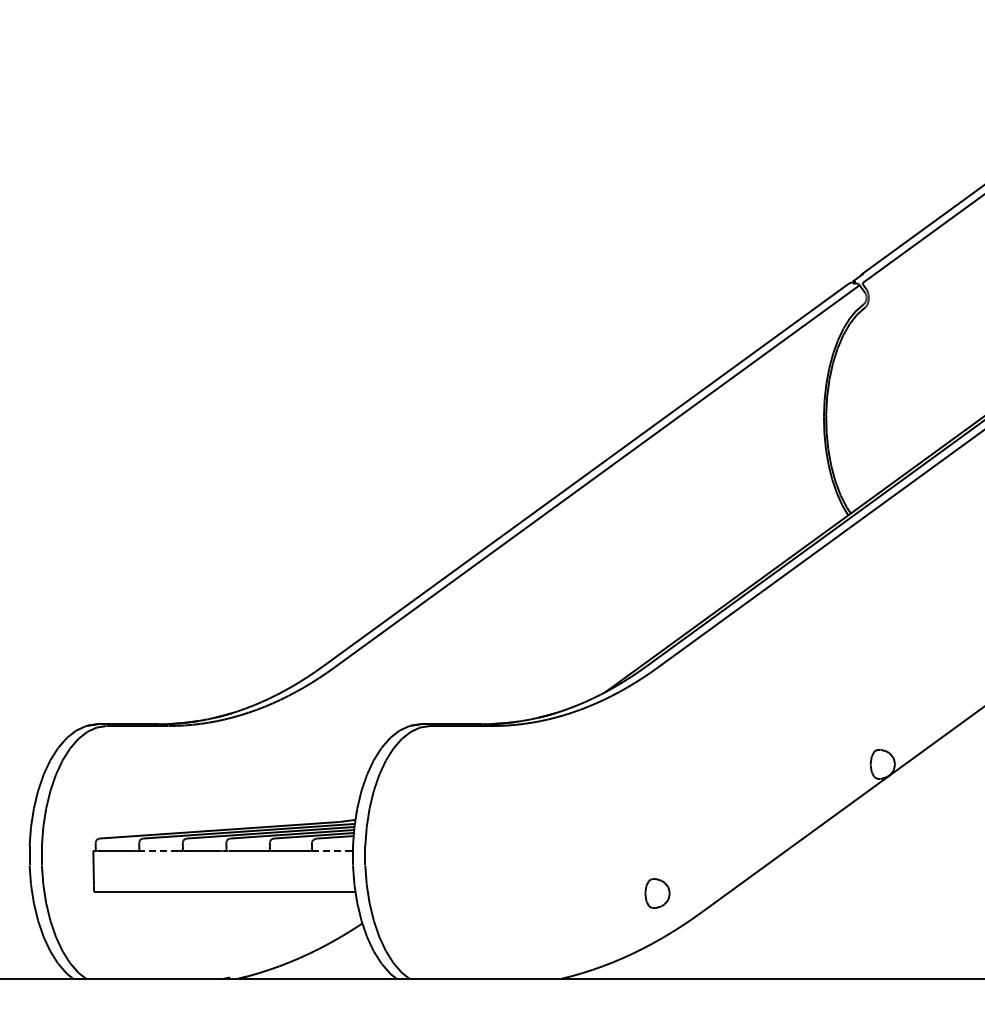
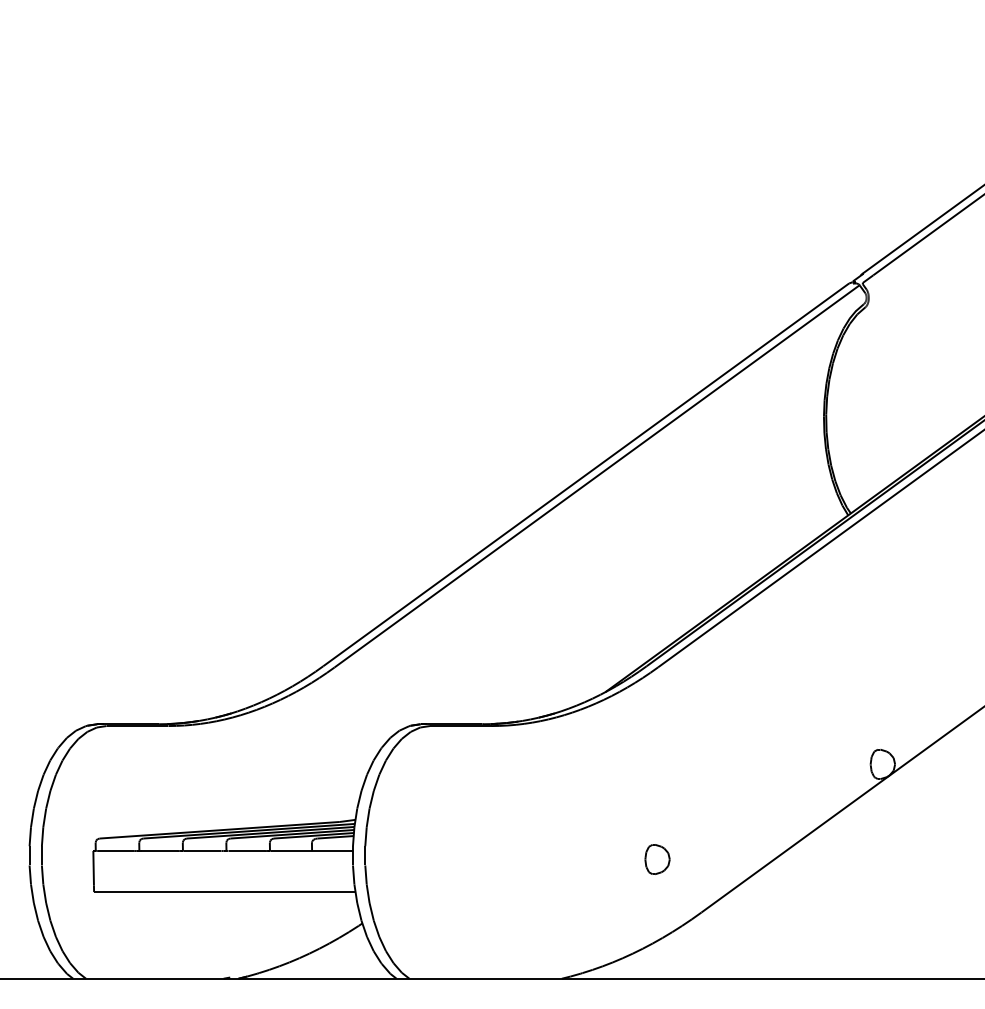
line: dashed -> solid (159, 851)
line: dashed -> solid (332, 851)
part position: (657, 893) -> (657, 859) (657, 859)
